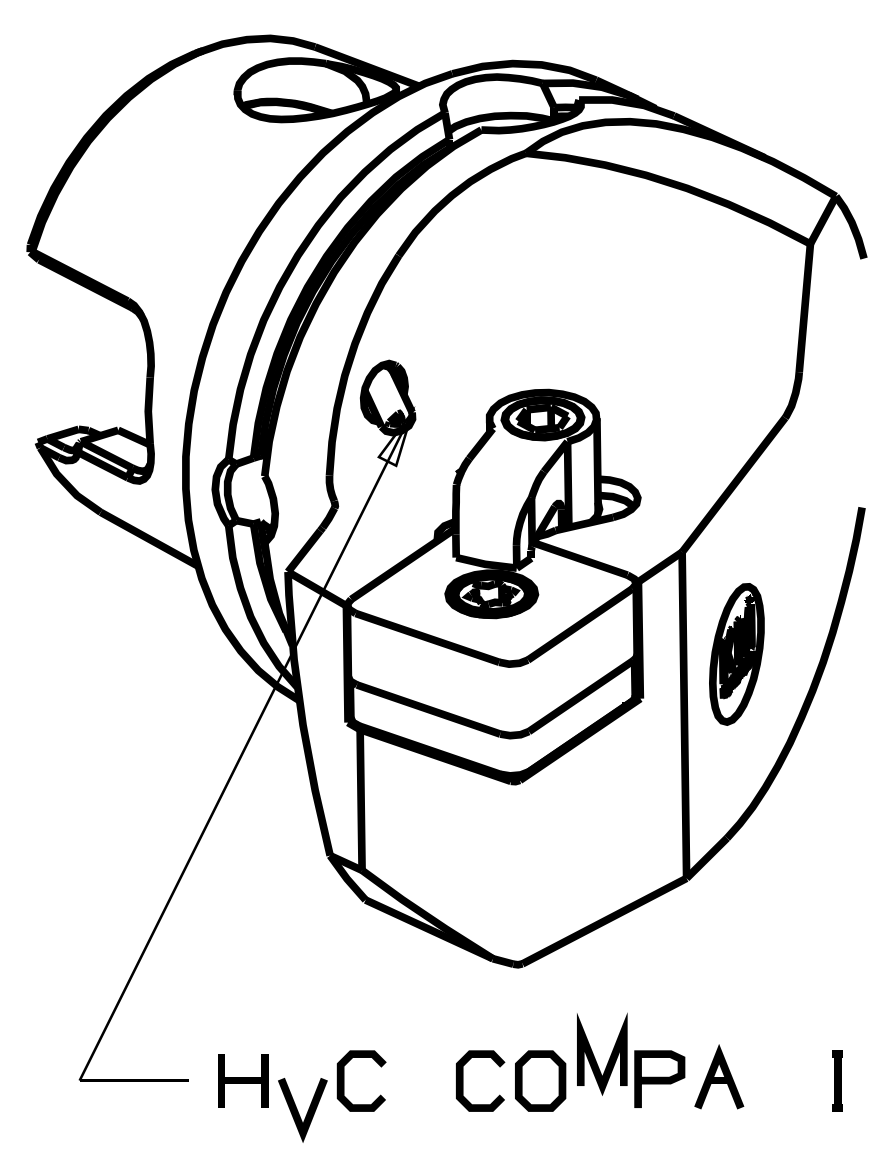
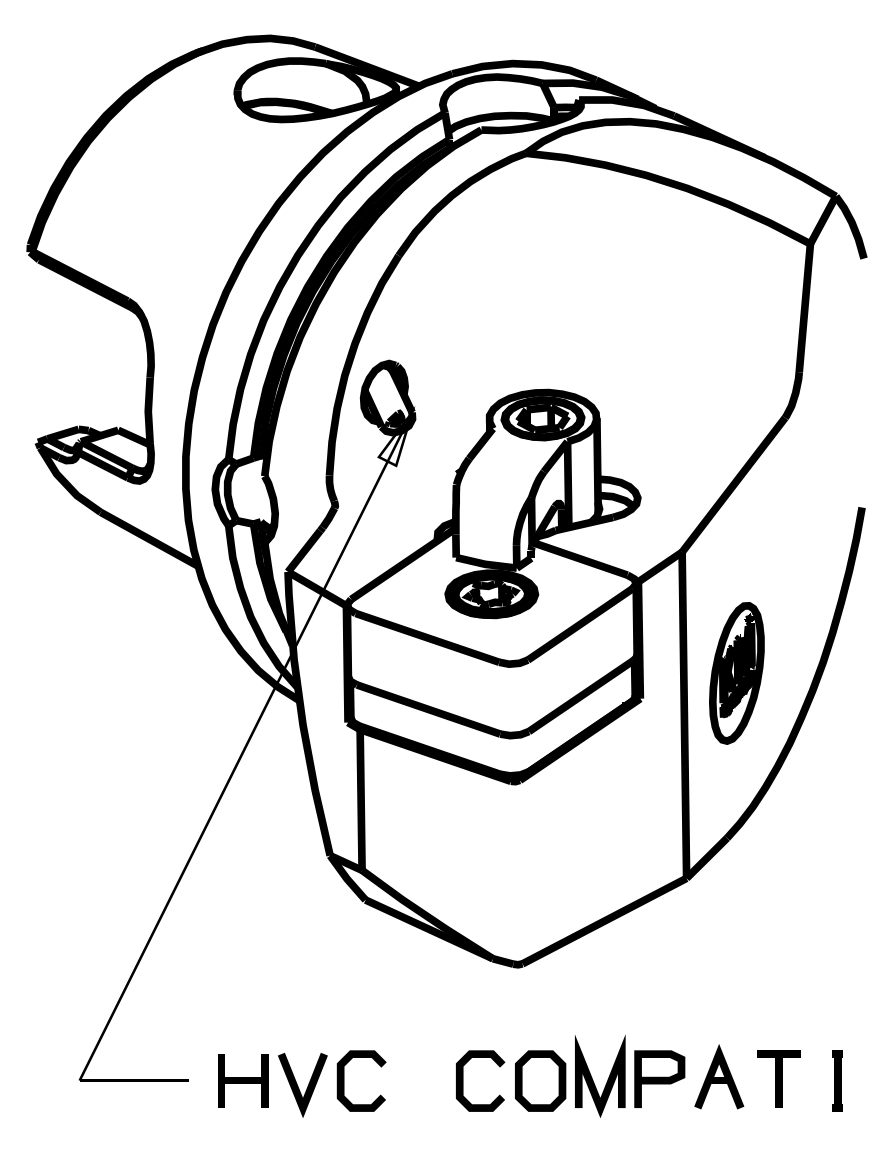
part position: (736, 654) -> (736, 673) (736, 673)
line position: (610, 1054) -> (608, 1076) (608, 1076)
part: none -> present (778, 1078)
line position: (298, 1111) -> (298, 1086) (298, 1086)
